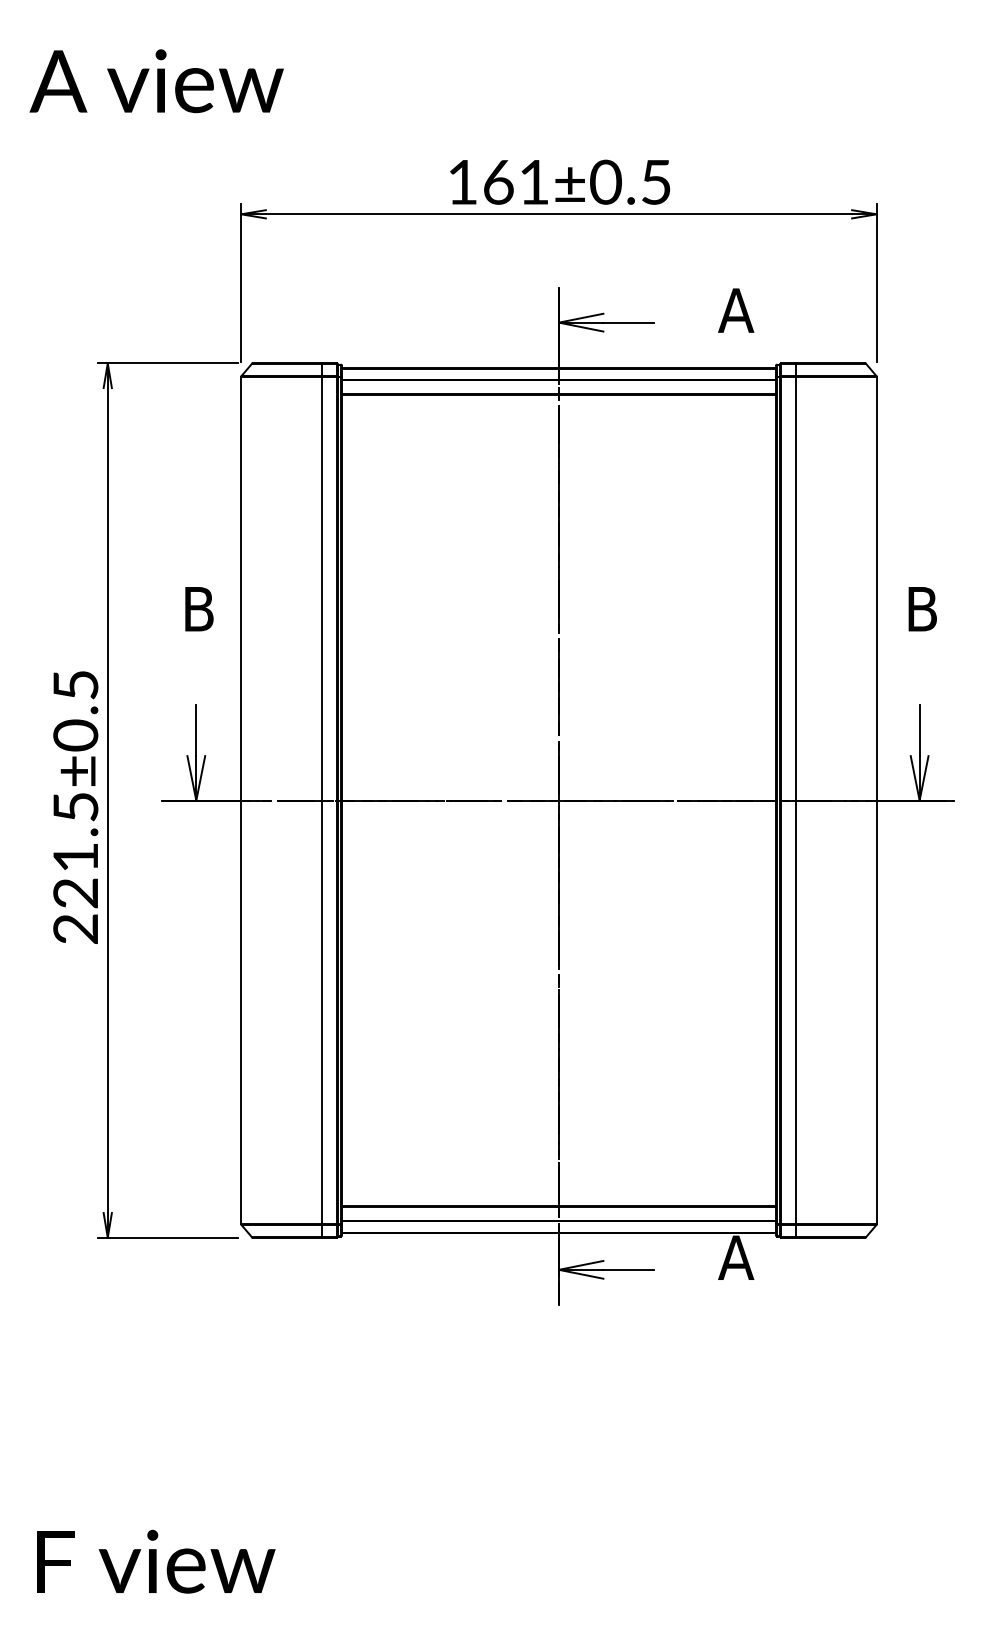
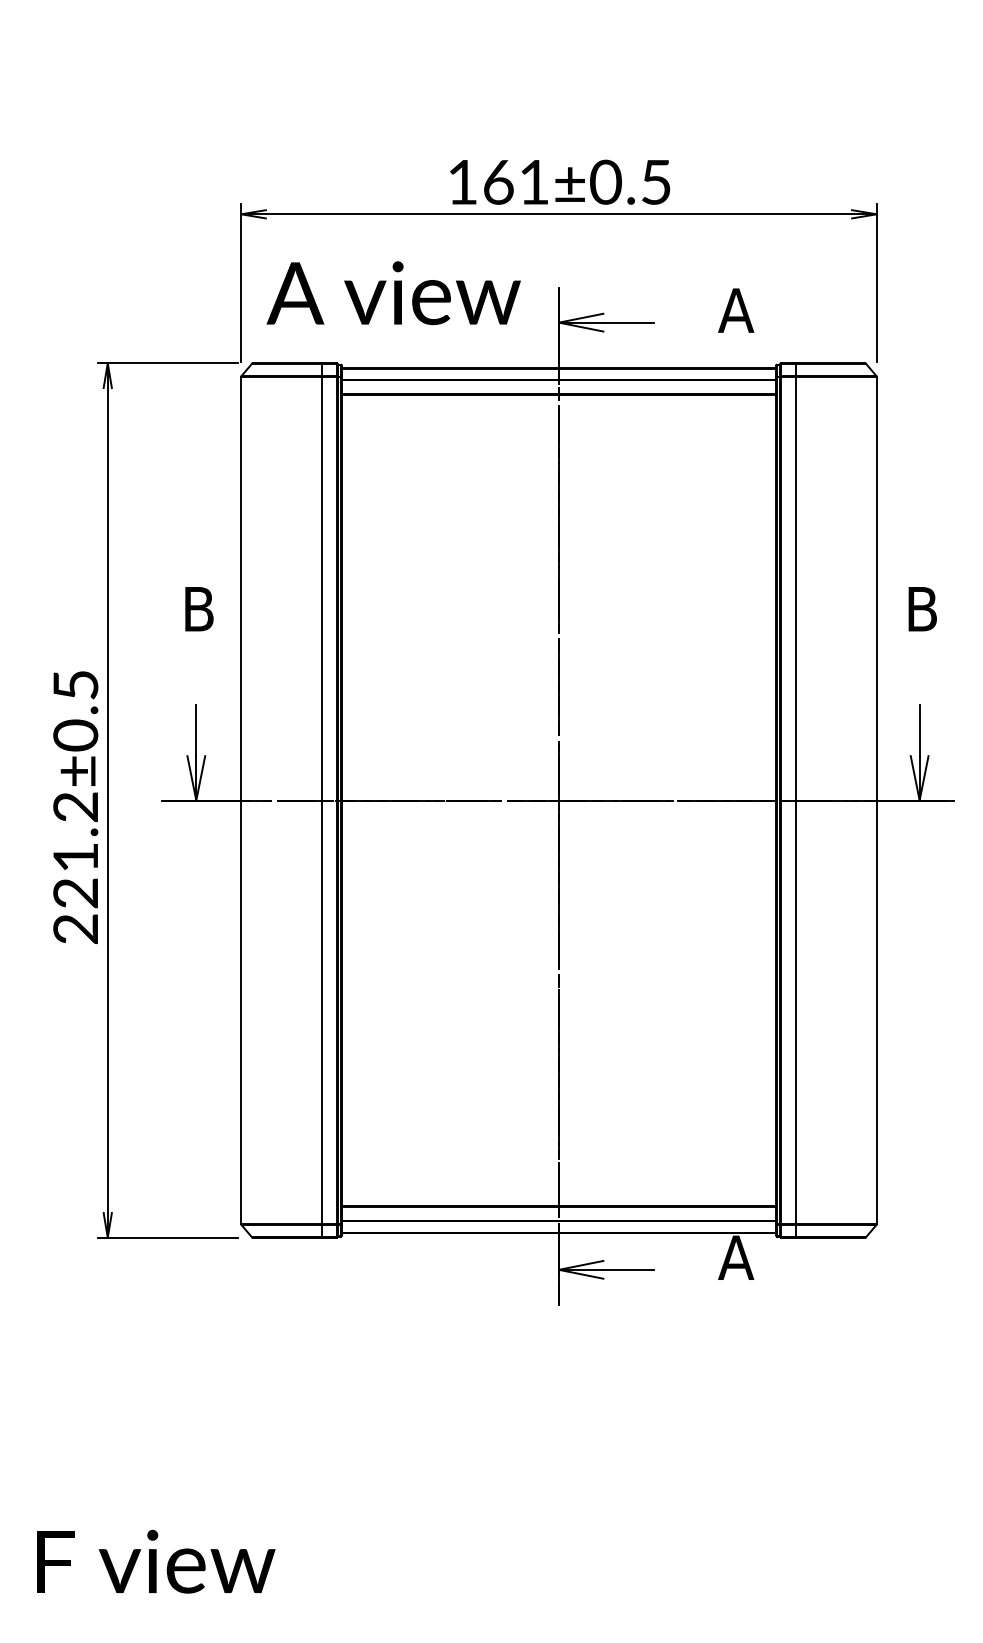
text position: (156, 81) -> (393, 293) (393, 293)
text: 221.5±0.5 -> 221.2±0.5 (75, 807)
